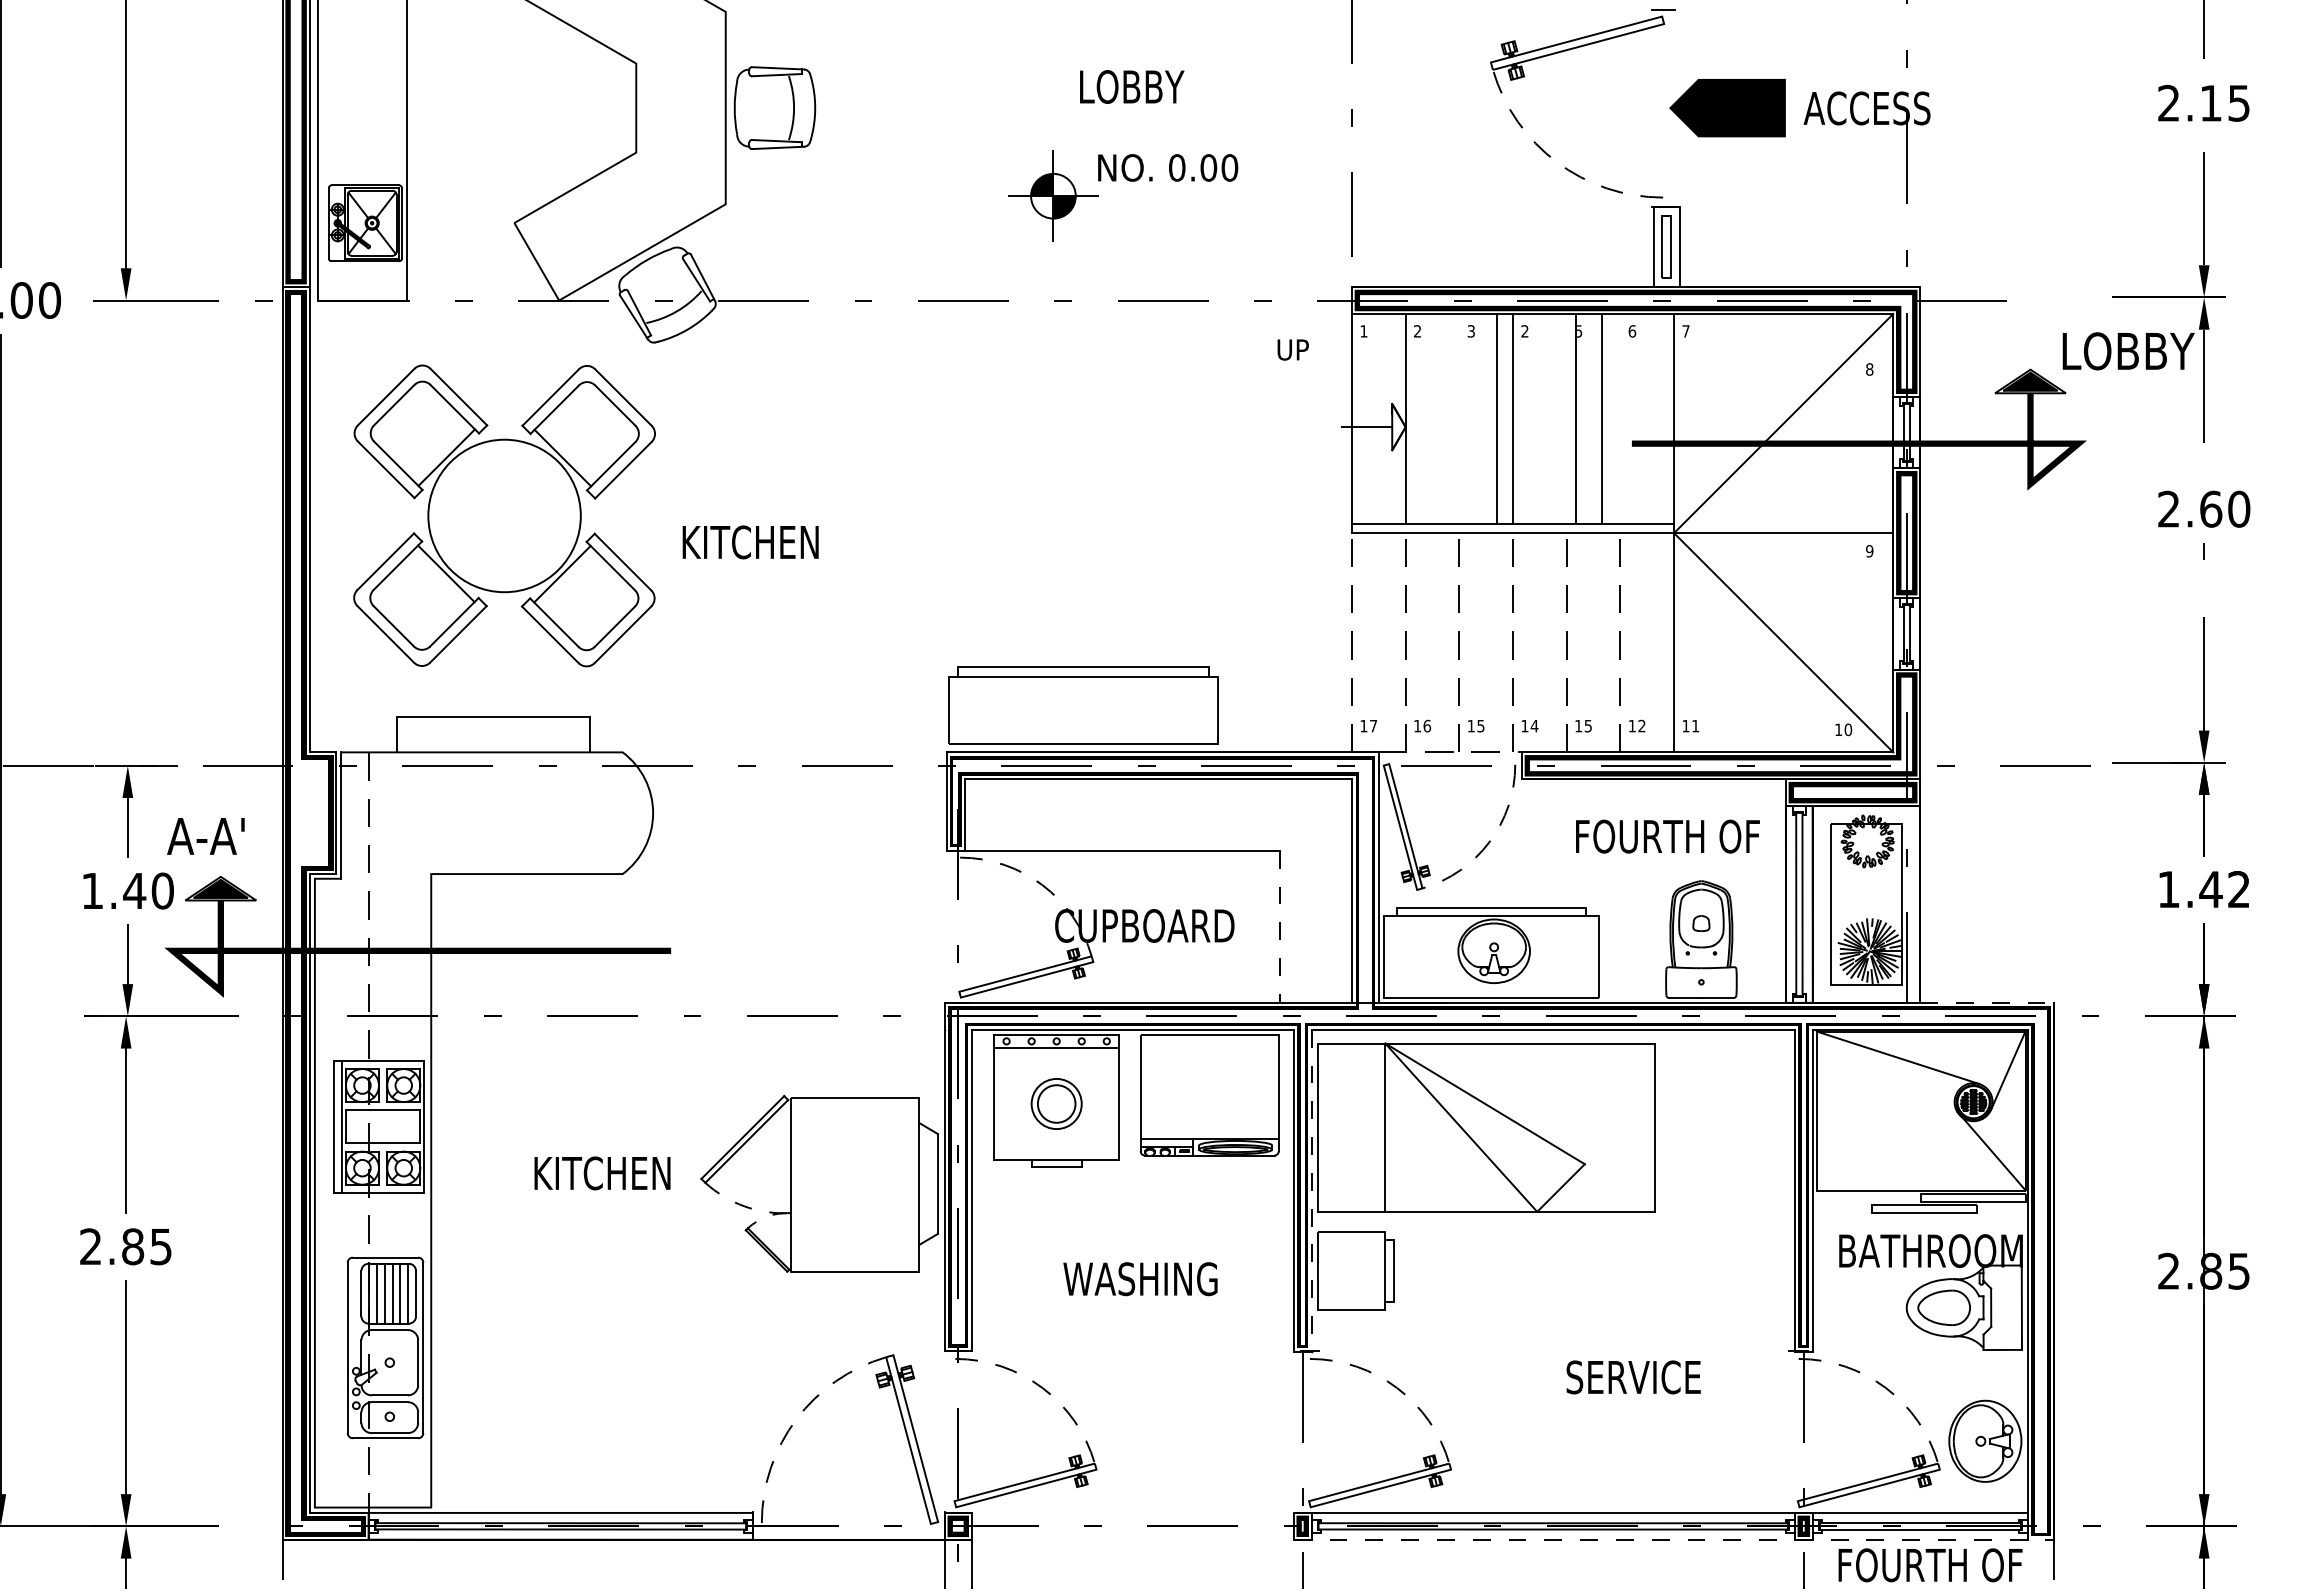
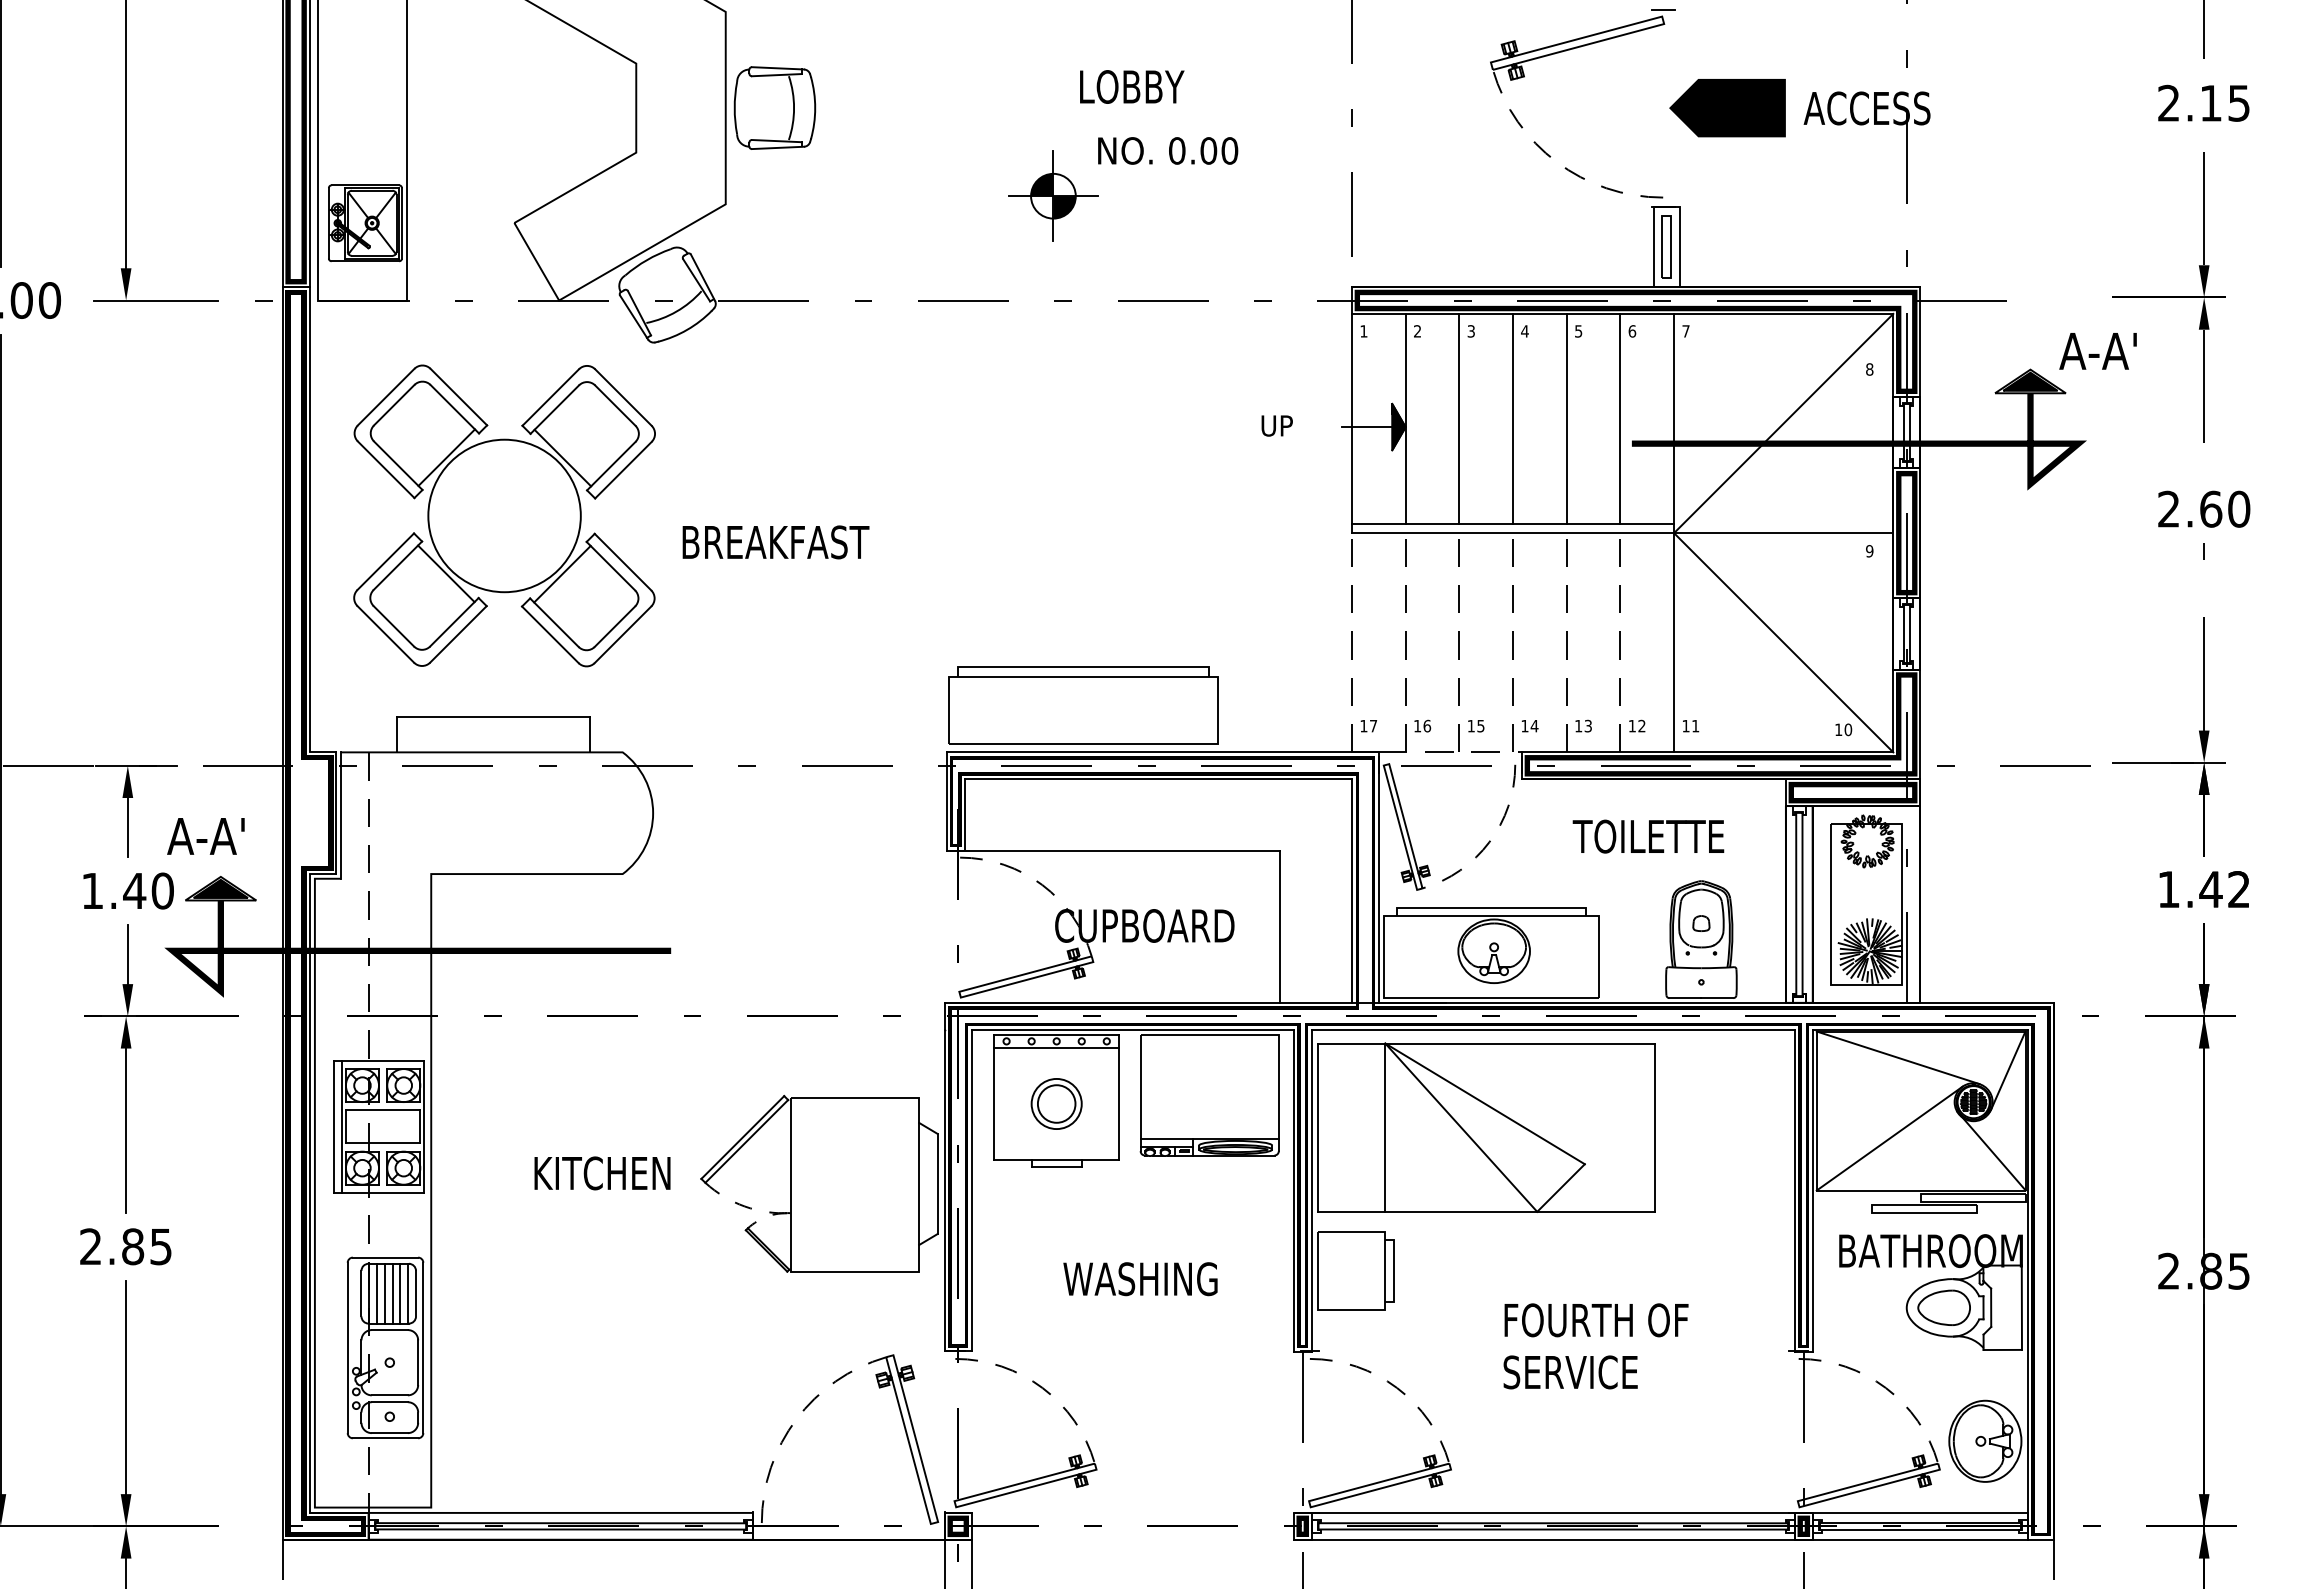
text position: (1168, 167) -> (1168, 150) (1168, 150)
text: 2 -> 4 (1524, 331)
text position: (1292, 349) -> (1276, 425) (1276, 425)
text: LOBBY -> A-A' (2126, 351)
line position: (1497, 418) -> (1459, 418) (1459, 418)
line position: (1576, 418) -> (1620, 418) (1620, 418)
line position: (1601, 418) -> (1566, 418) (1566, 418)
hatch: none -> present (1398, 427)
text: KITCHEN -> BREAKFAST (777, 542)
text: 15 -> 13 (1588, 725)
text: FOURTH OF -> TOILETTE (1665, 836)
line: dashed -> solid (1280, 927)
line: dashed -> solid (1987, 1002)
line: none -> present (1889, 1138)
line: dashed -> solid (1311, 1191)
text position: (1633, 1377) -> (1570, 1372) (1570, 1372)
line: dashed -> solid (1674, 1539)
text position: (1930, 1565) -> (1596, 1320) (1596, 1320)
